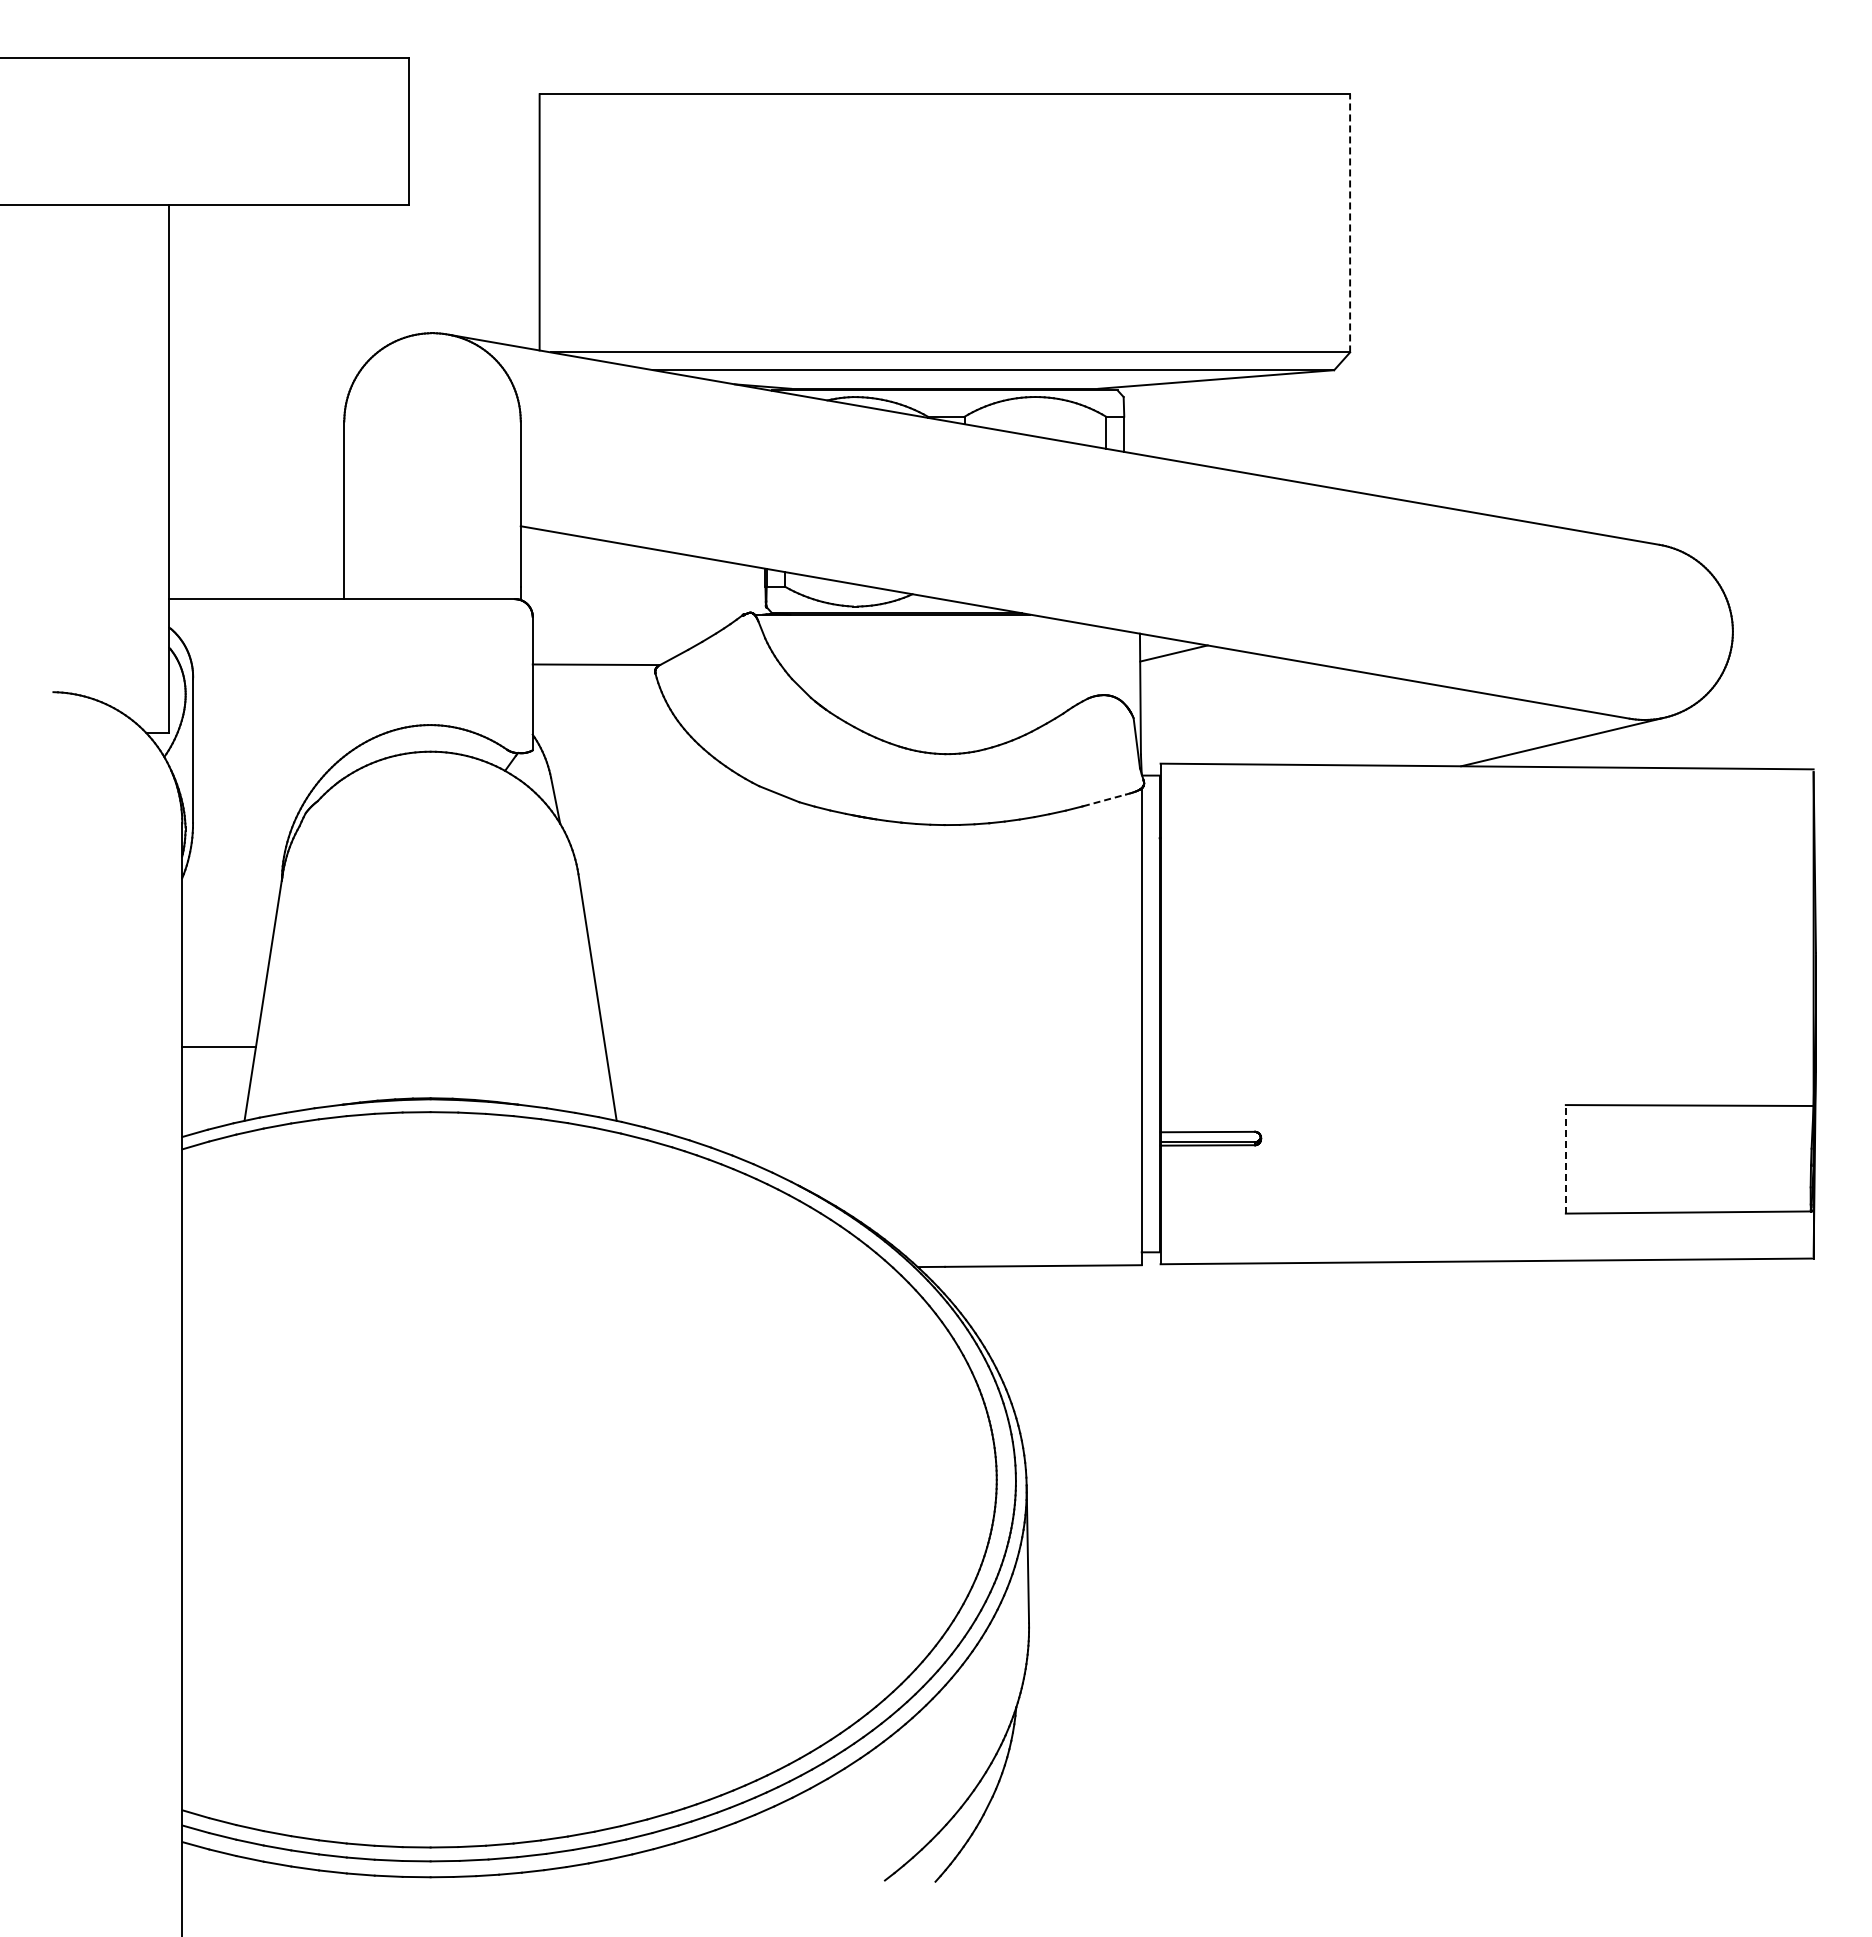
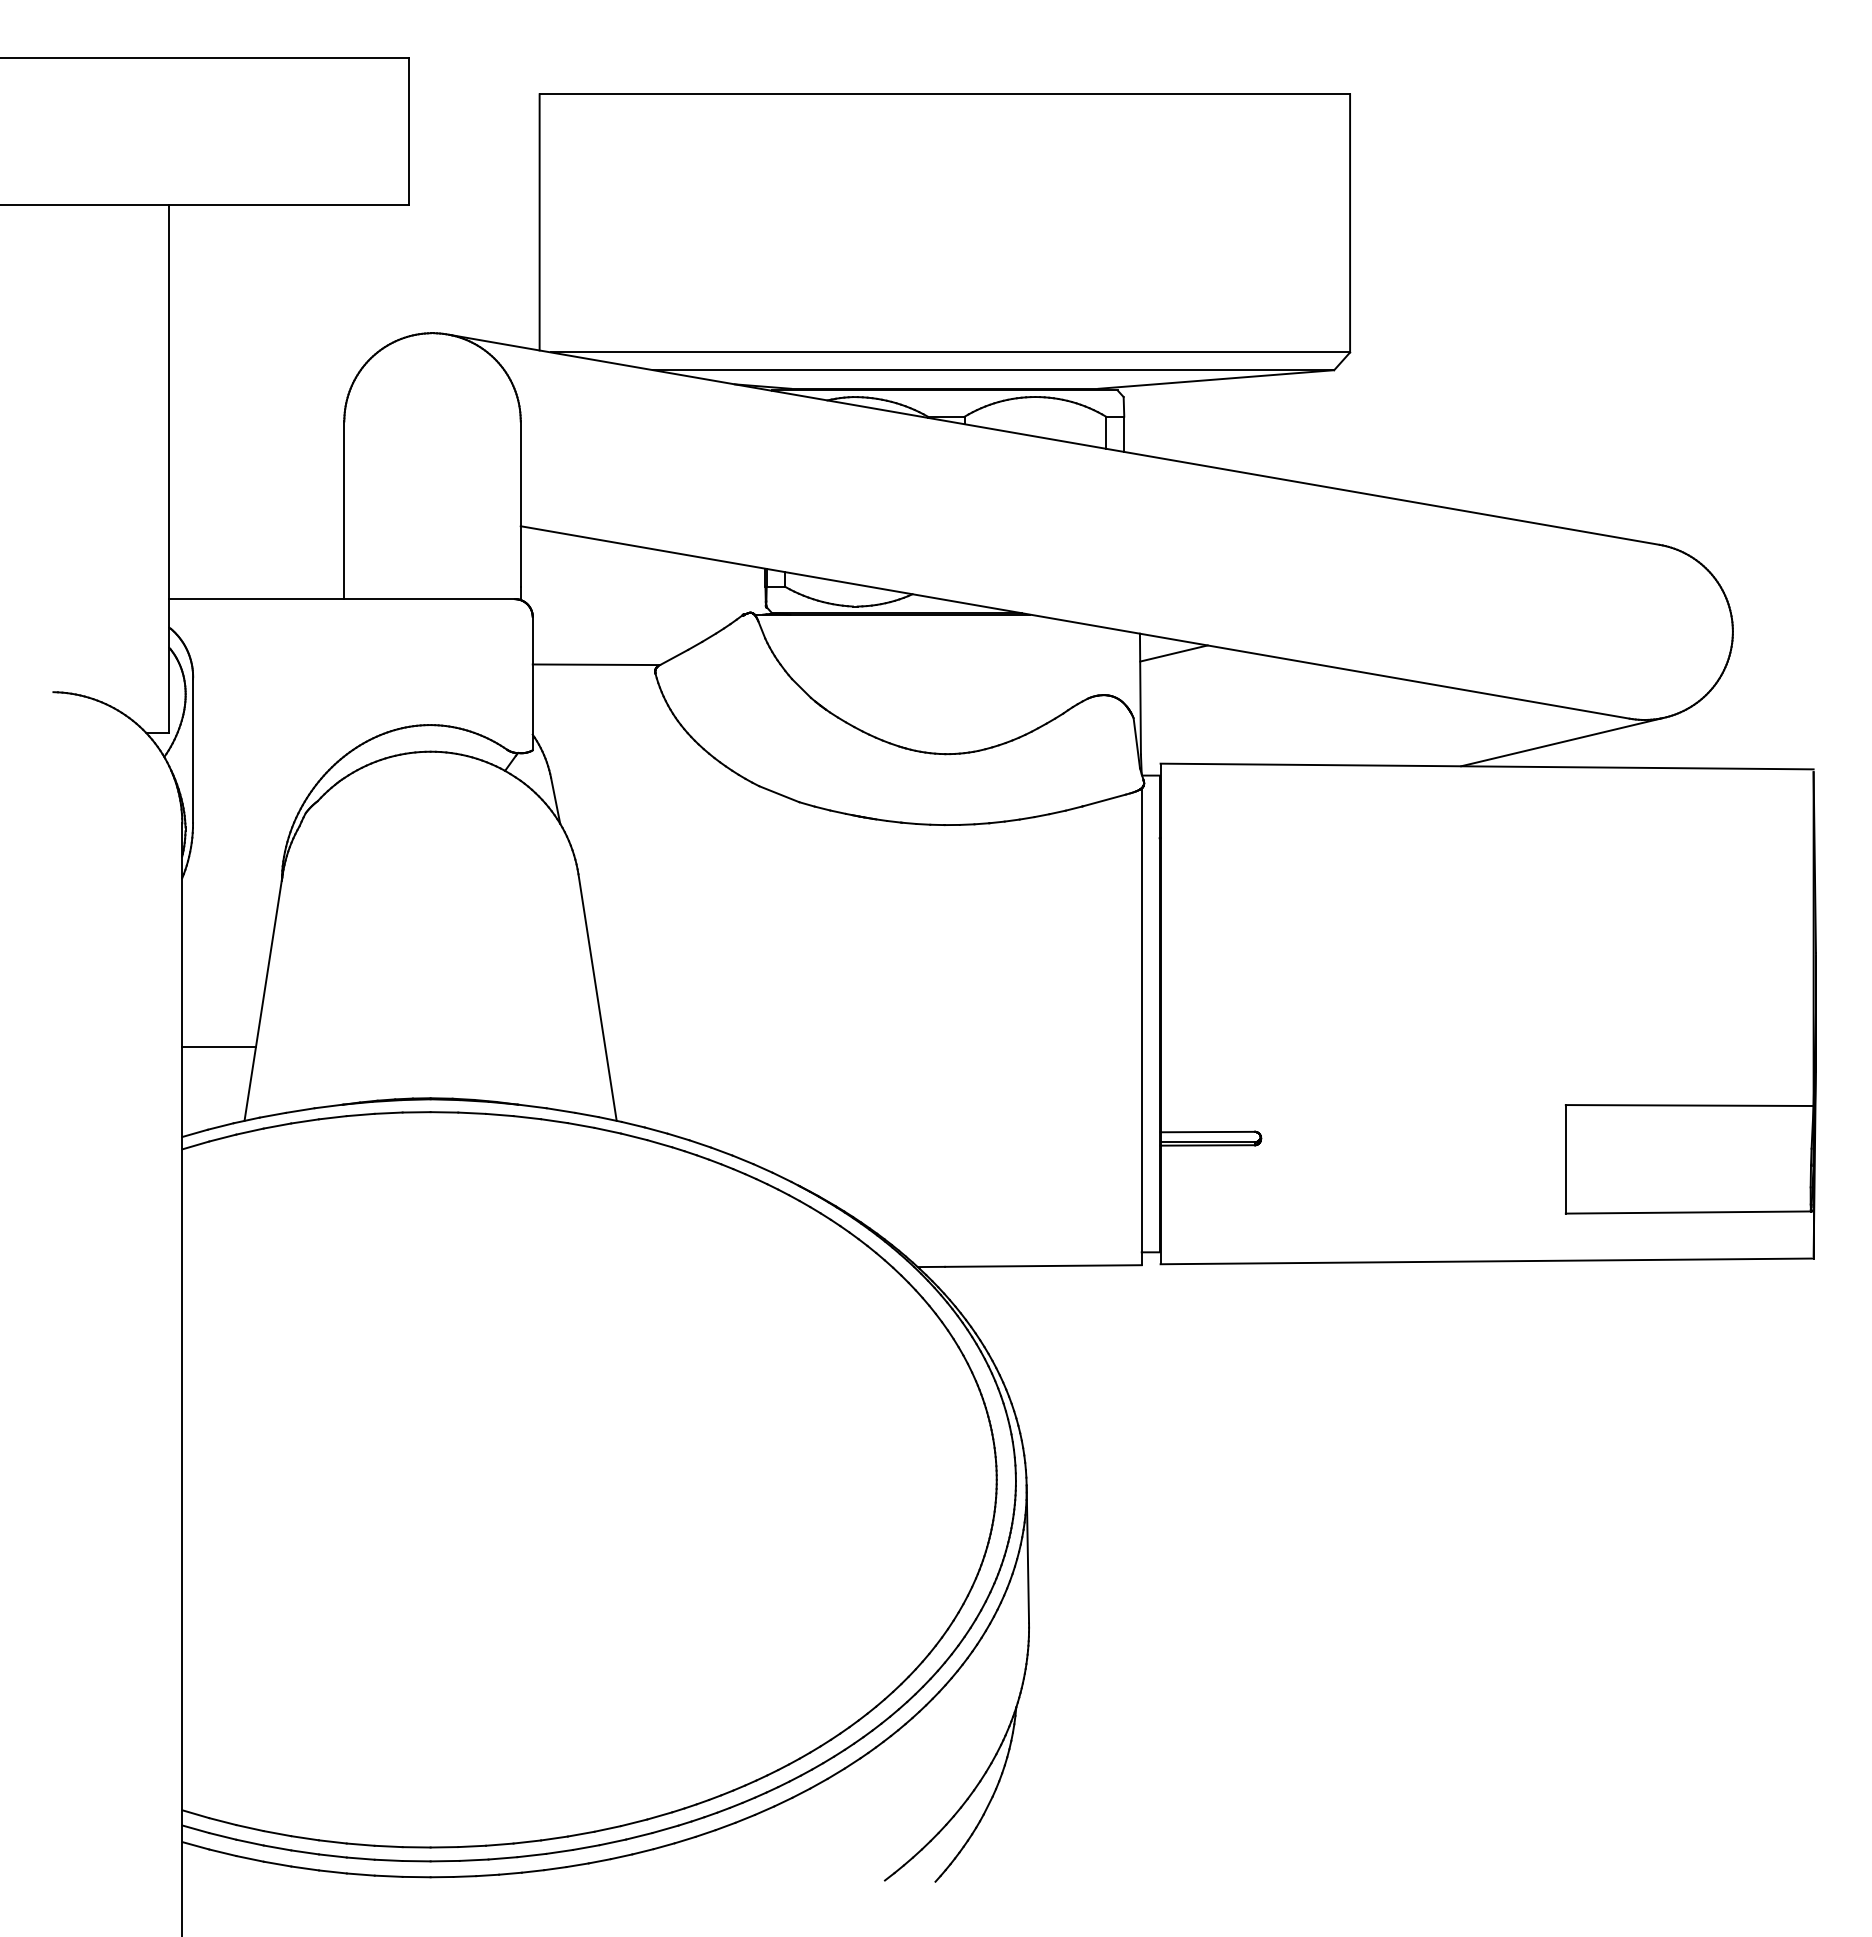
line: dashed -> solid (1350, 222)
line: dashed -> solid (1104, 800)
line: dashed -> solid (1565, 1158)
